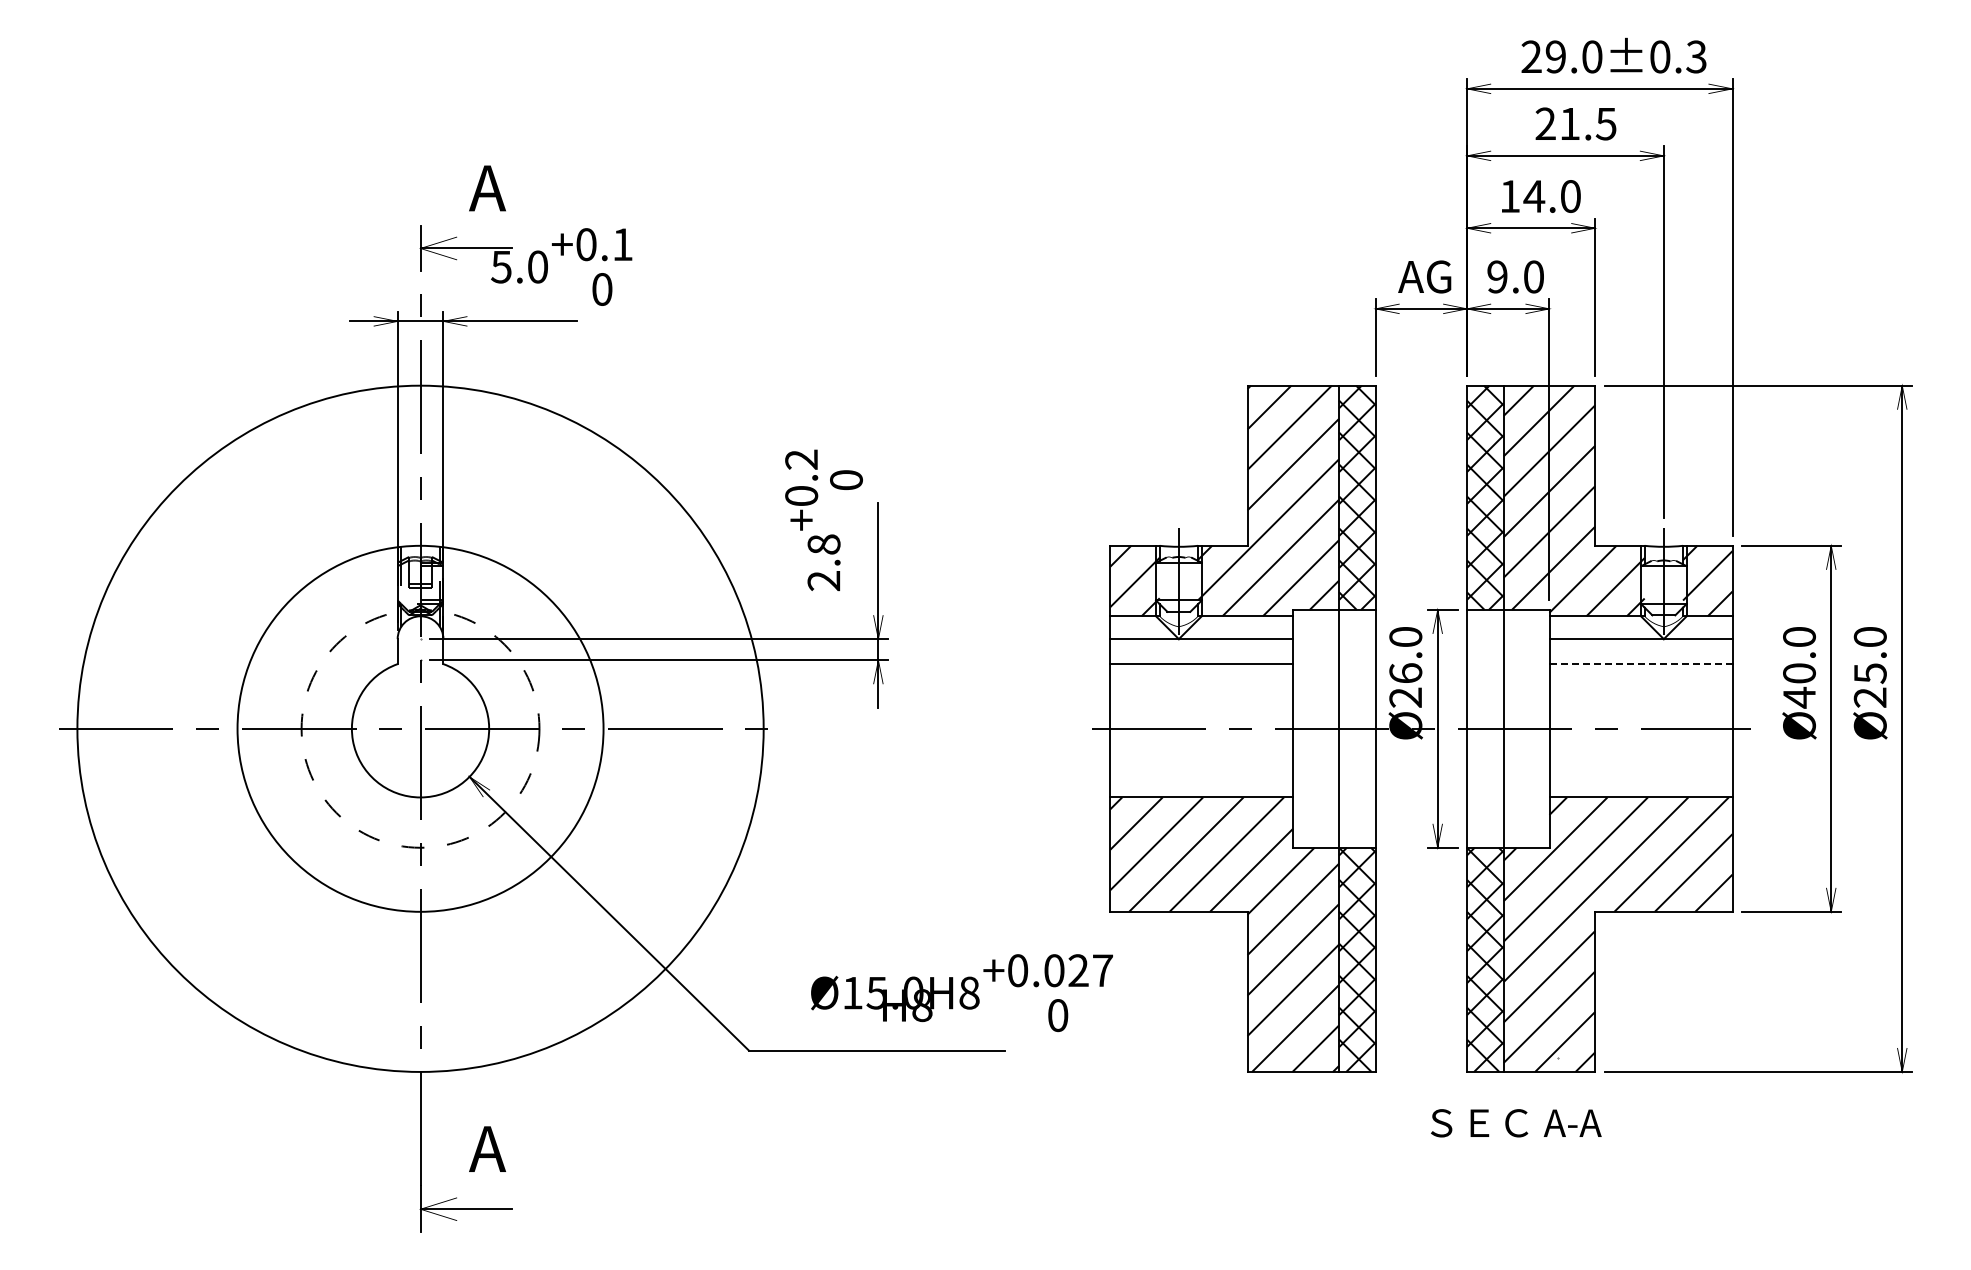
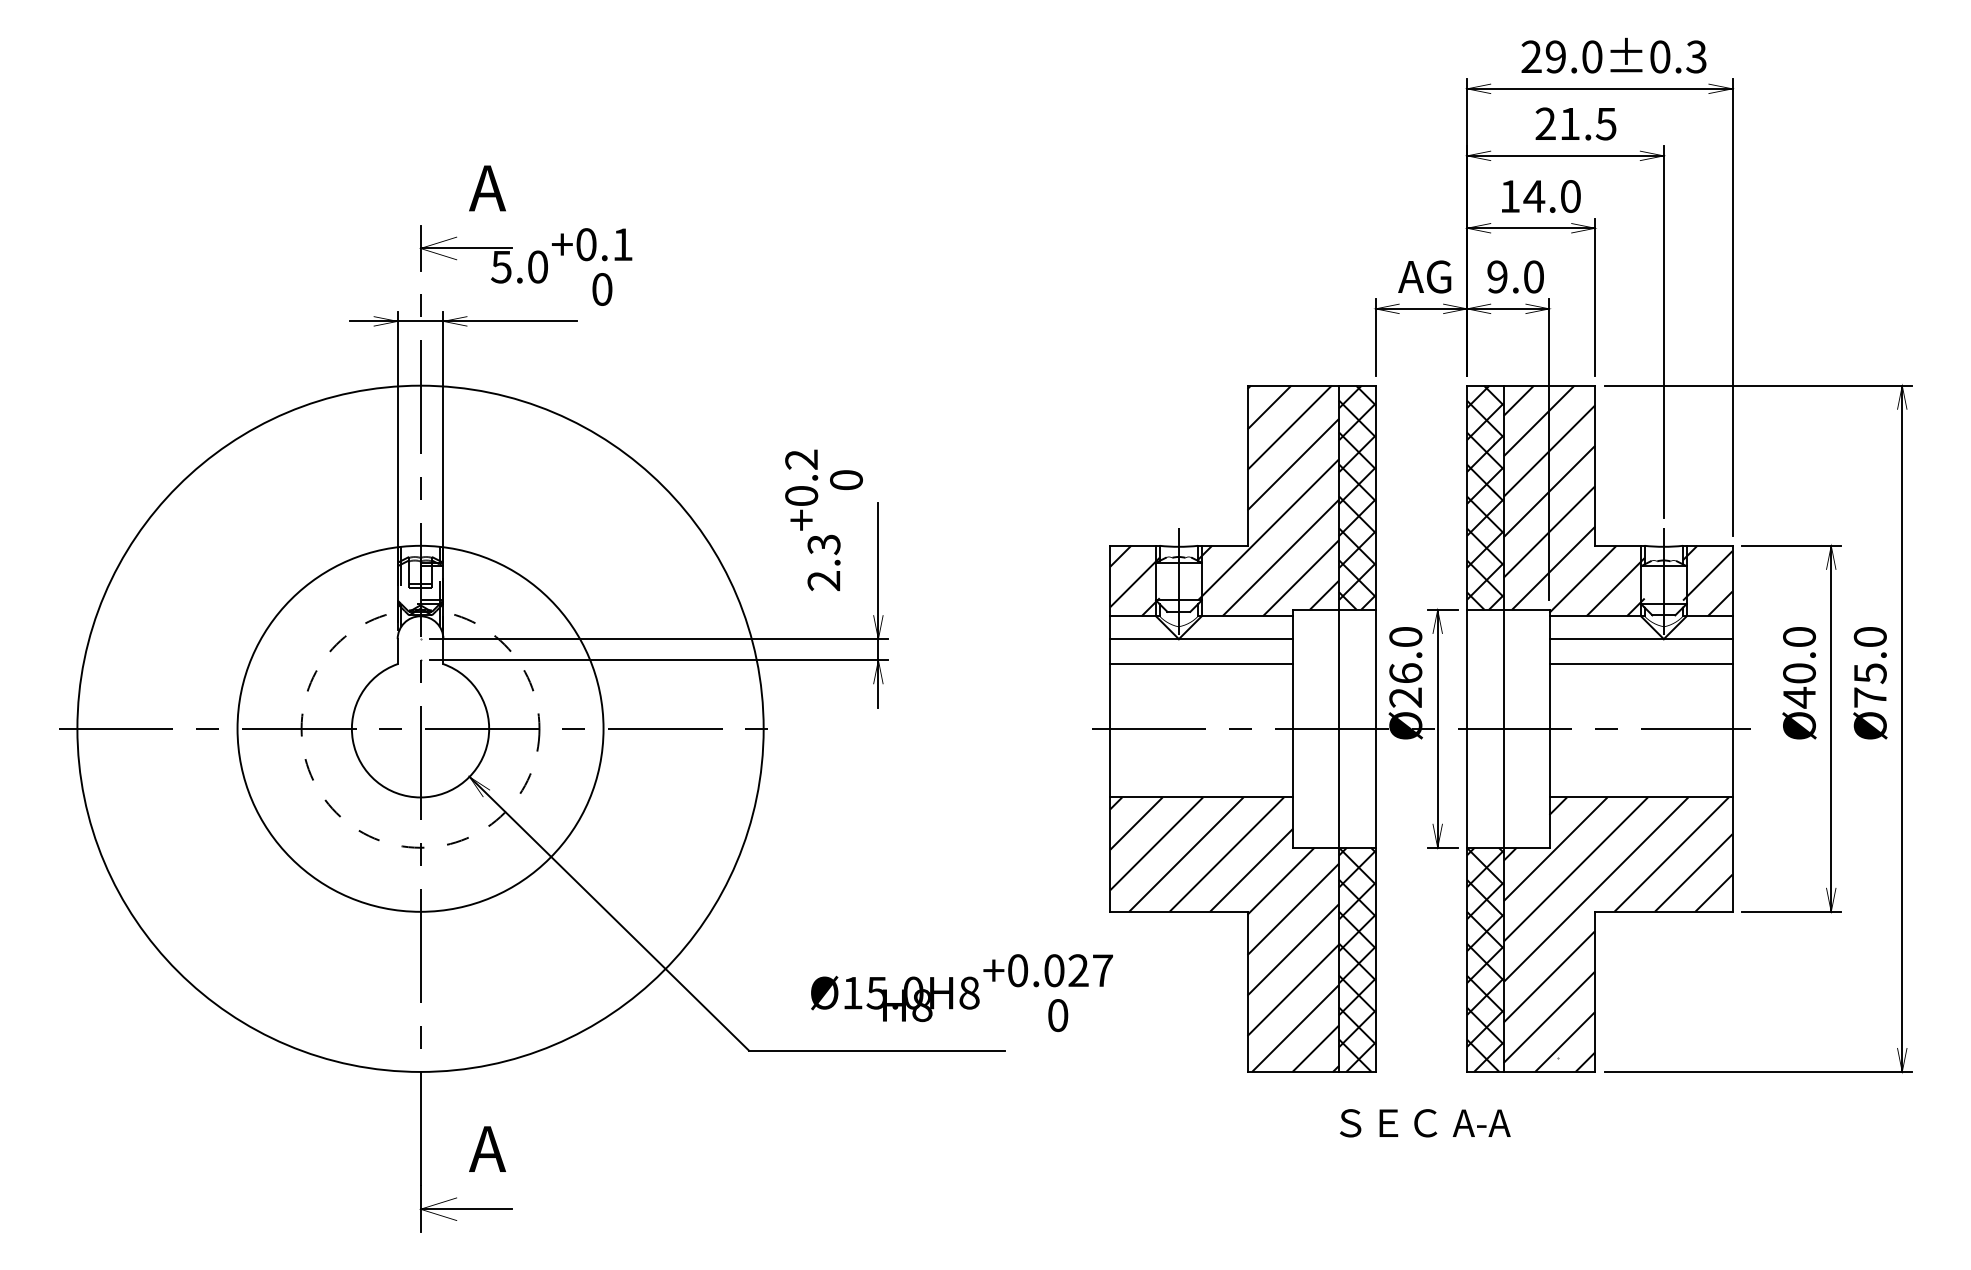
text: 2.8 -> 2.3 (823, 544)
line: dashed -> solid (1640, 664)
text: Ø25.0 -> Ø75.0 (1869, 697)
text position: (1516, 1123) -> (1425, 1123) (1425, 1123)
